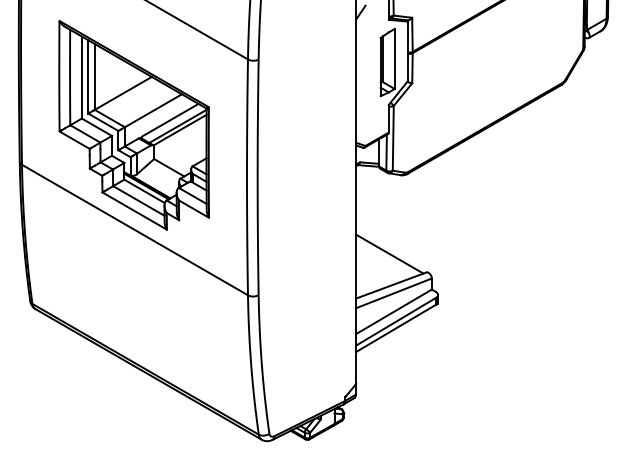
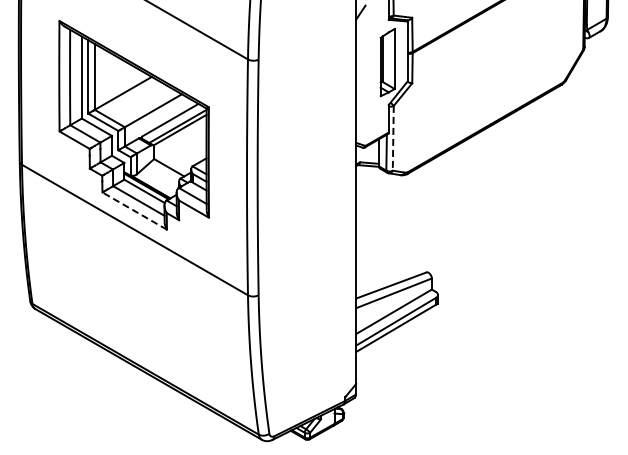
line: solid -> dashed (393, 138)
line: solid -> dashed (134, 210)
line: present -> none (389, 253)
